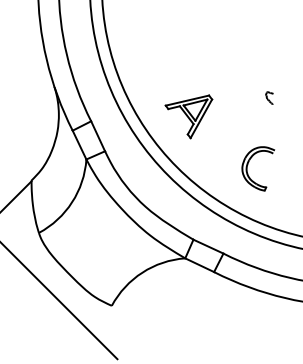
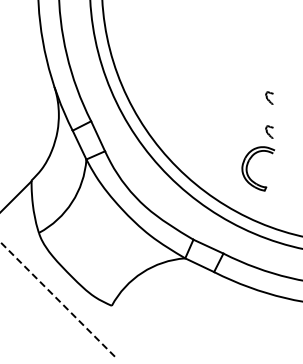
part: present -> none (188, 116)
part: none -> present (269, 131)
line: solid -> dashed (58, 300)
